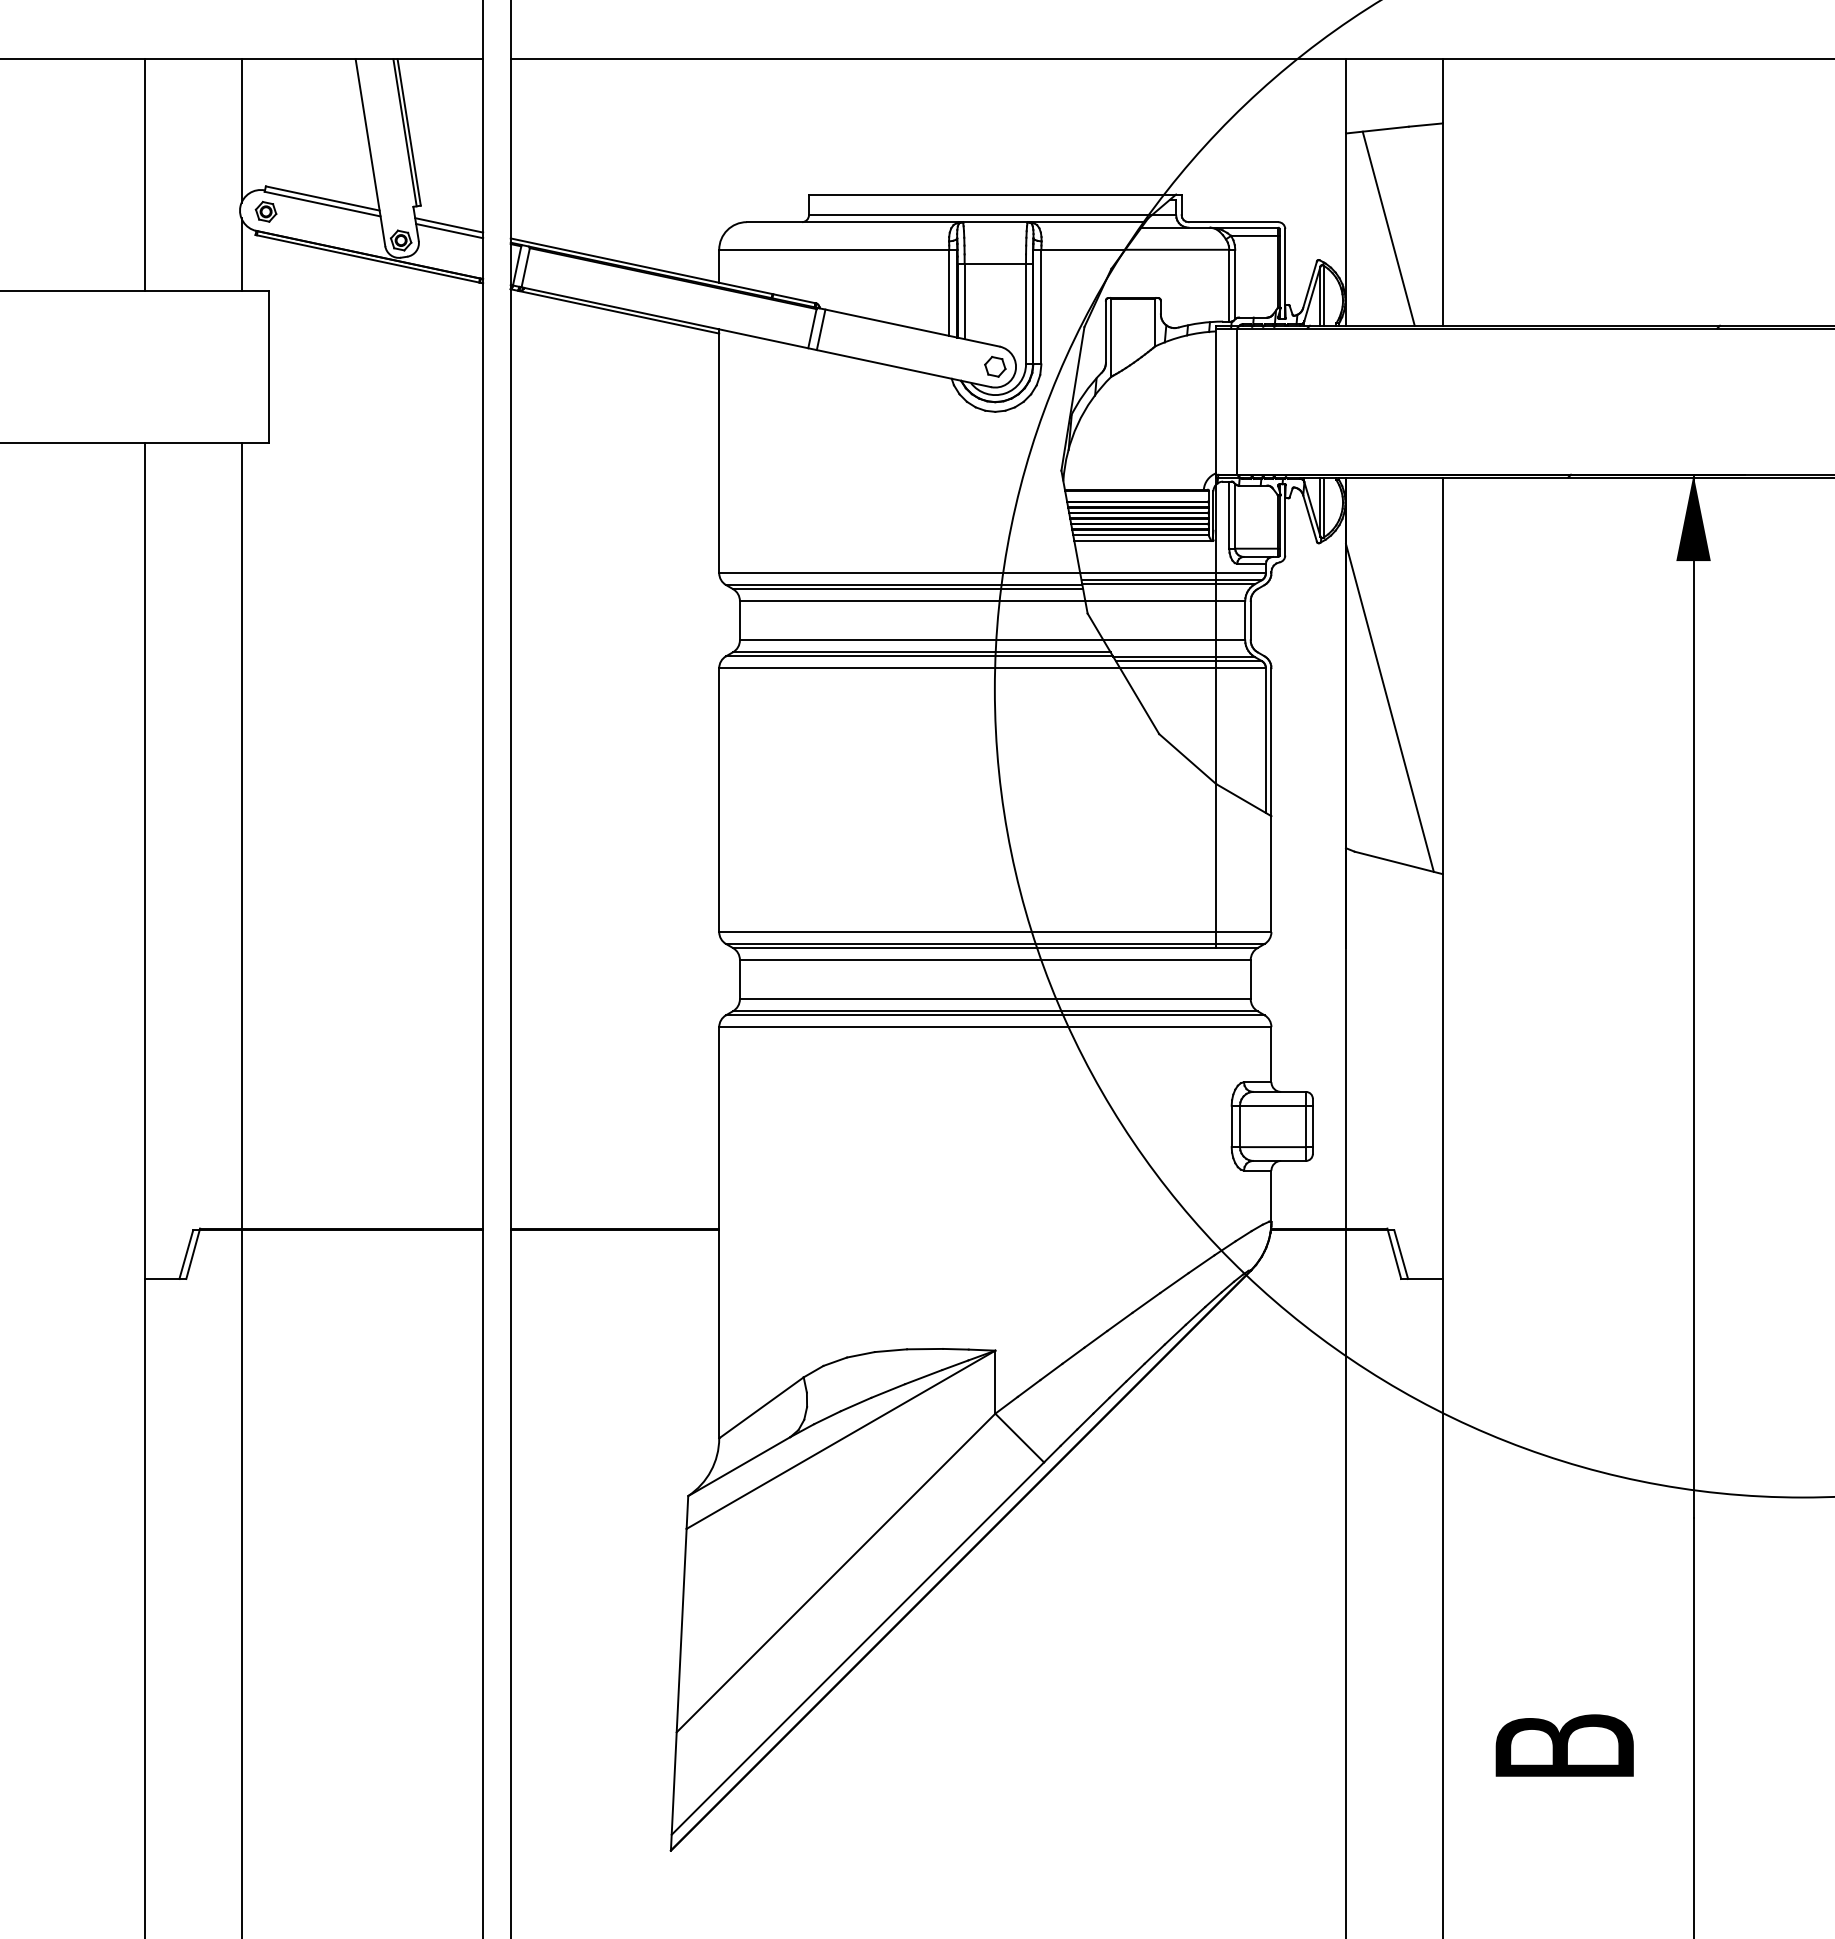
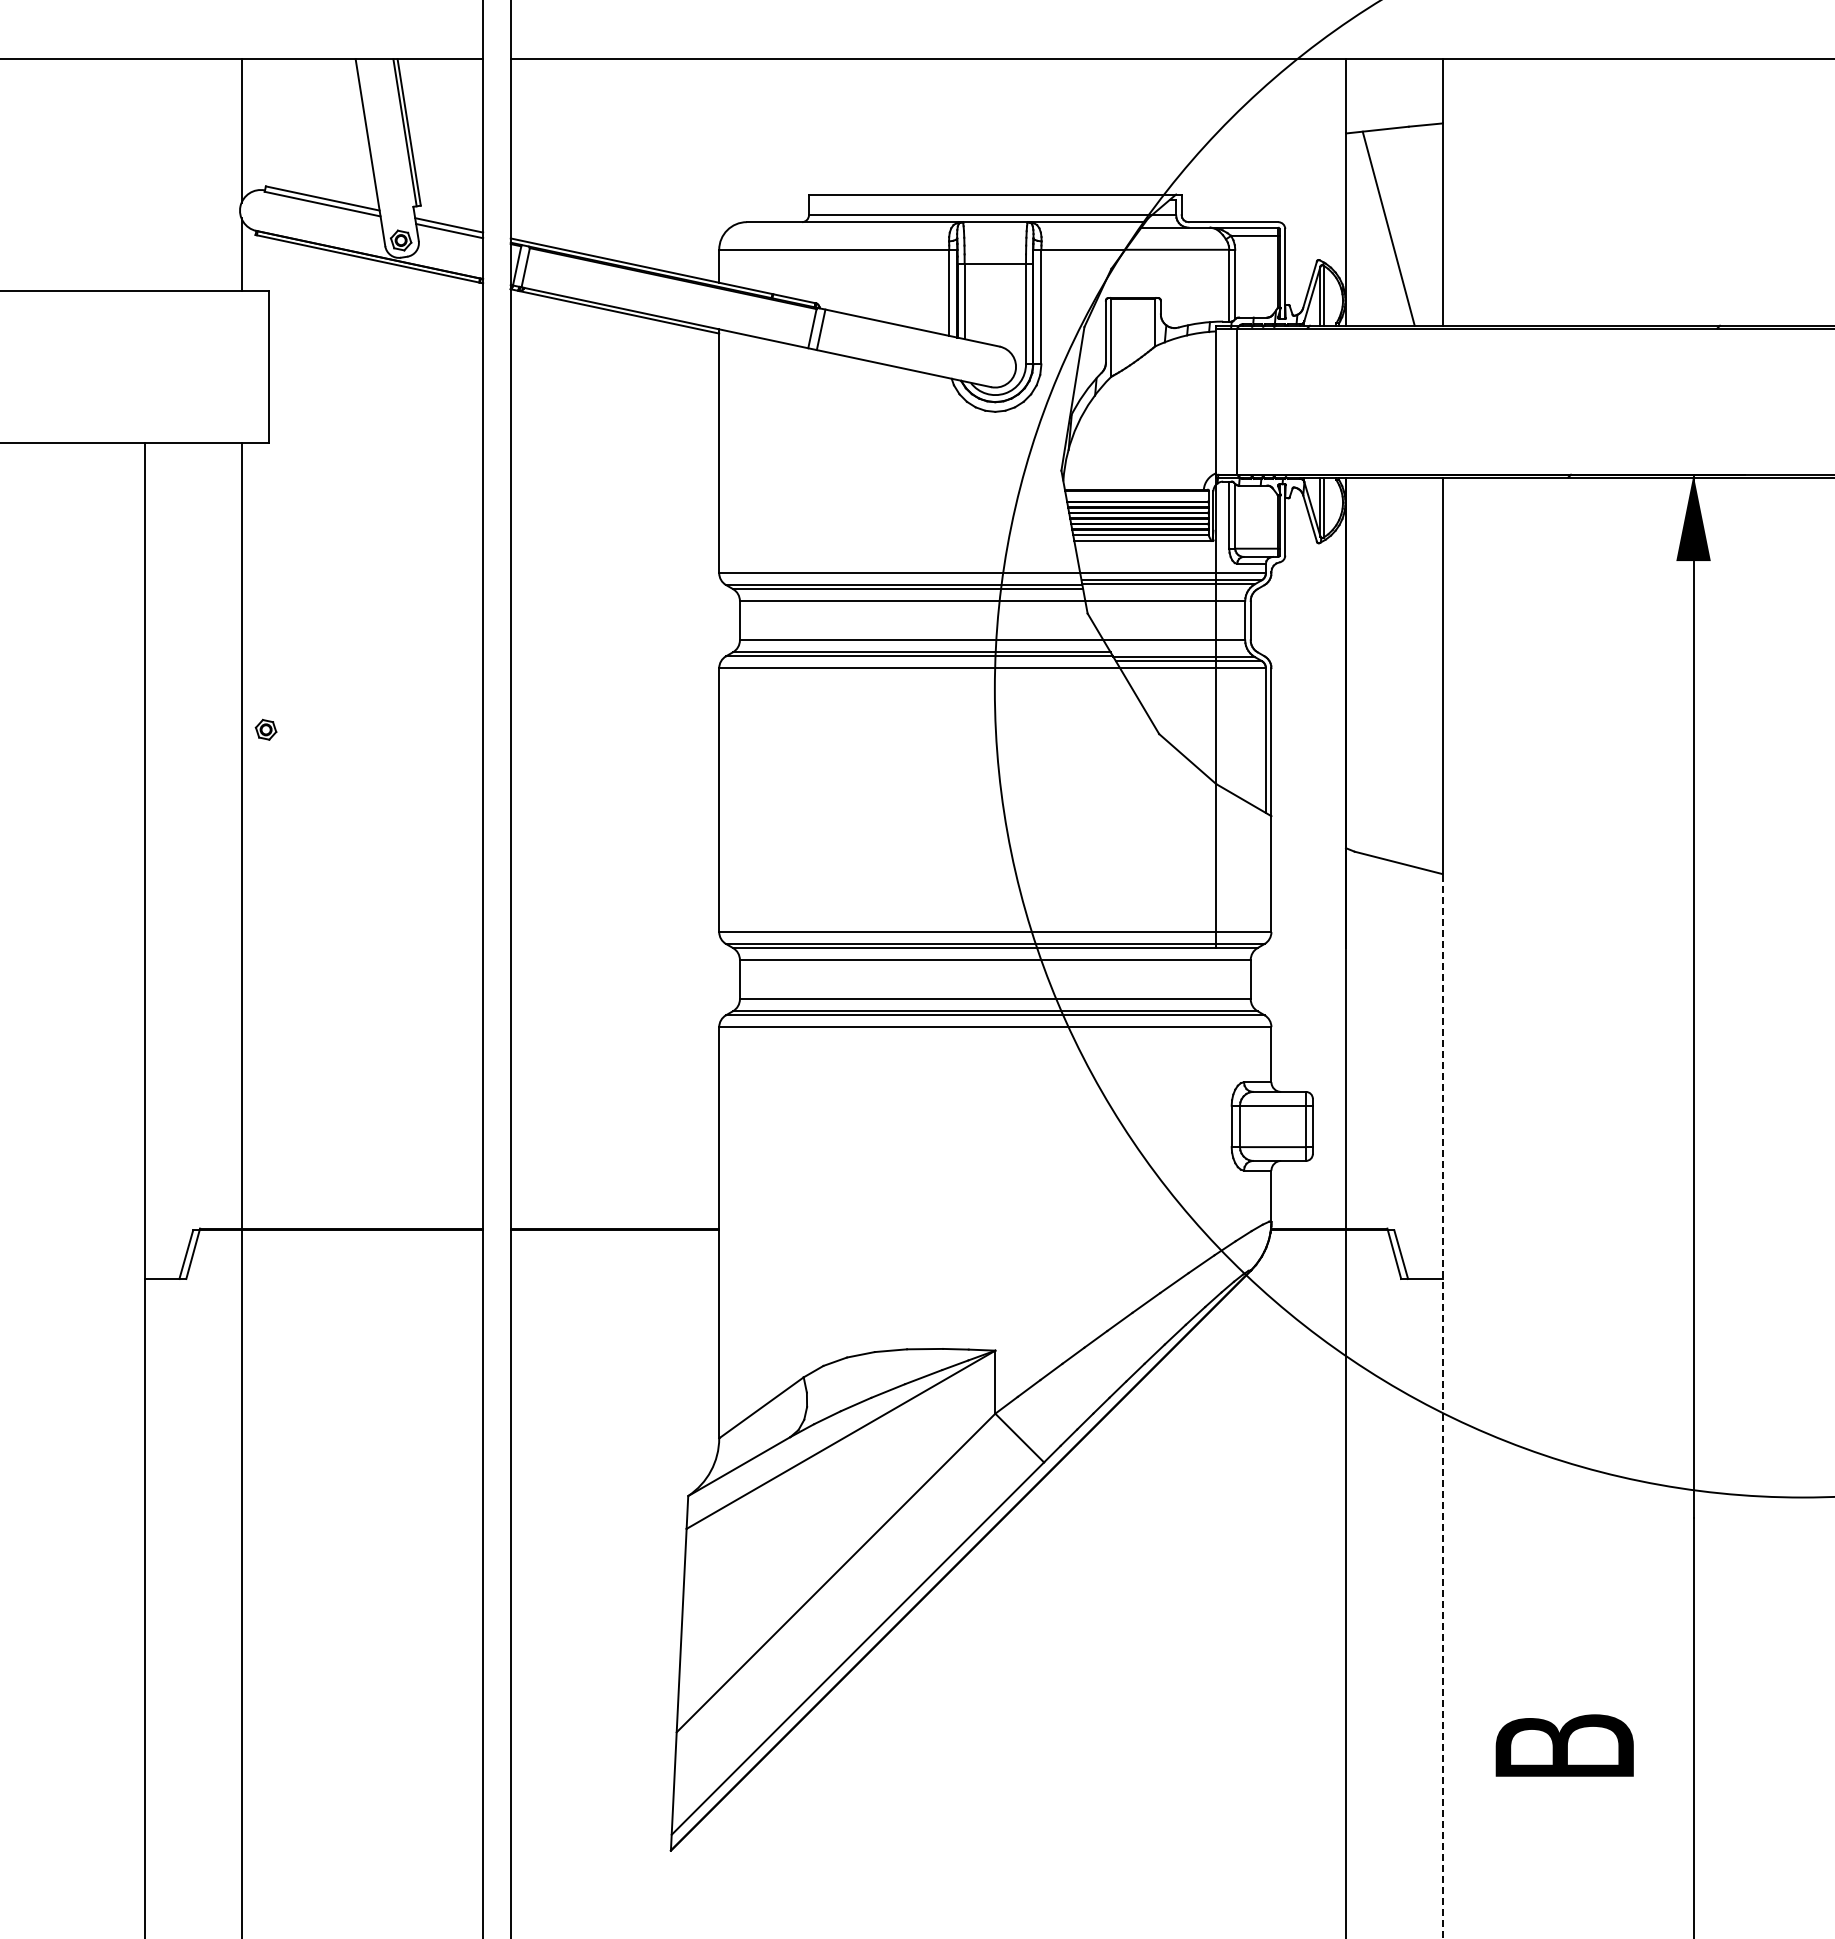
line: present -> none (144, 175)
part position: (265, 211) -> (265, 729) (265, 729)
part: present -> none (995, 366)
line: present -> none (1389, 707)
line: solid -> dashed (1442, 1405)
